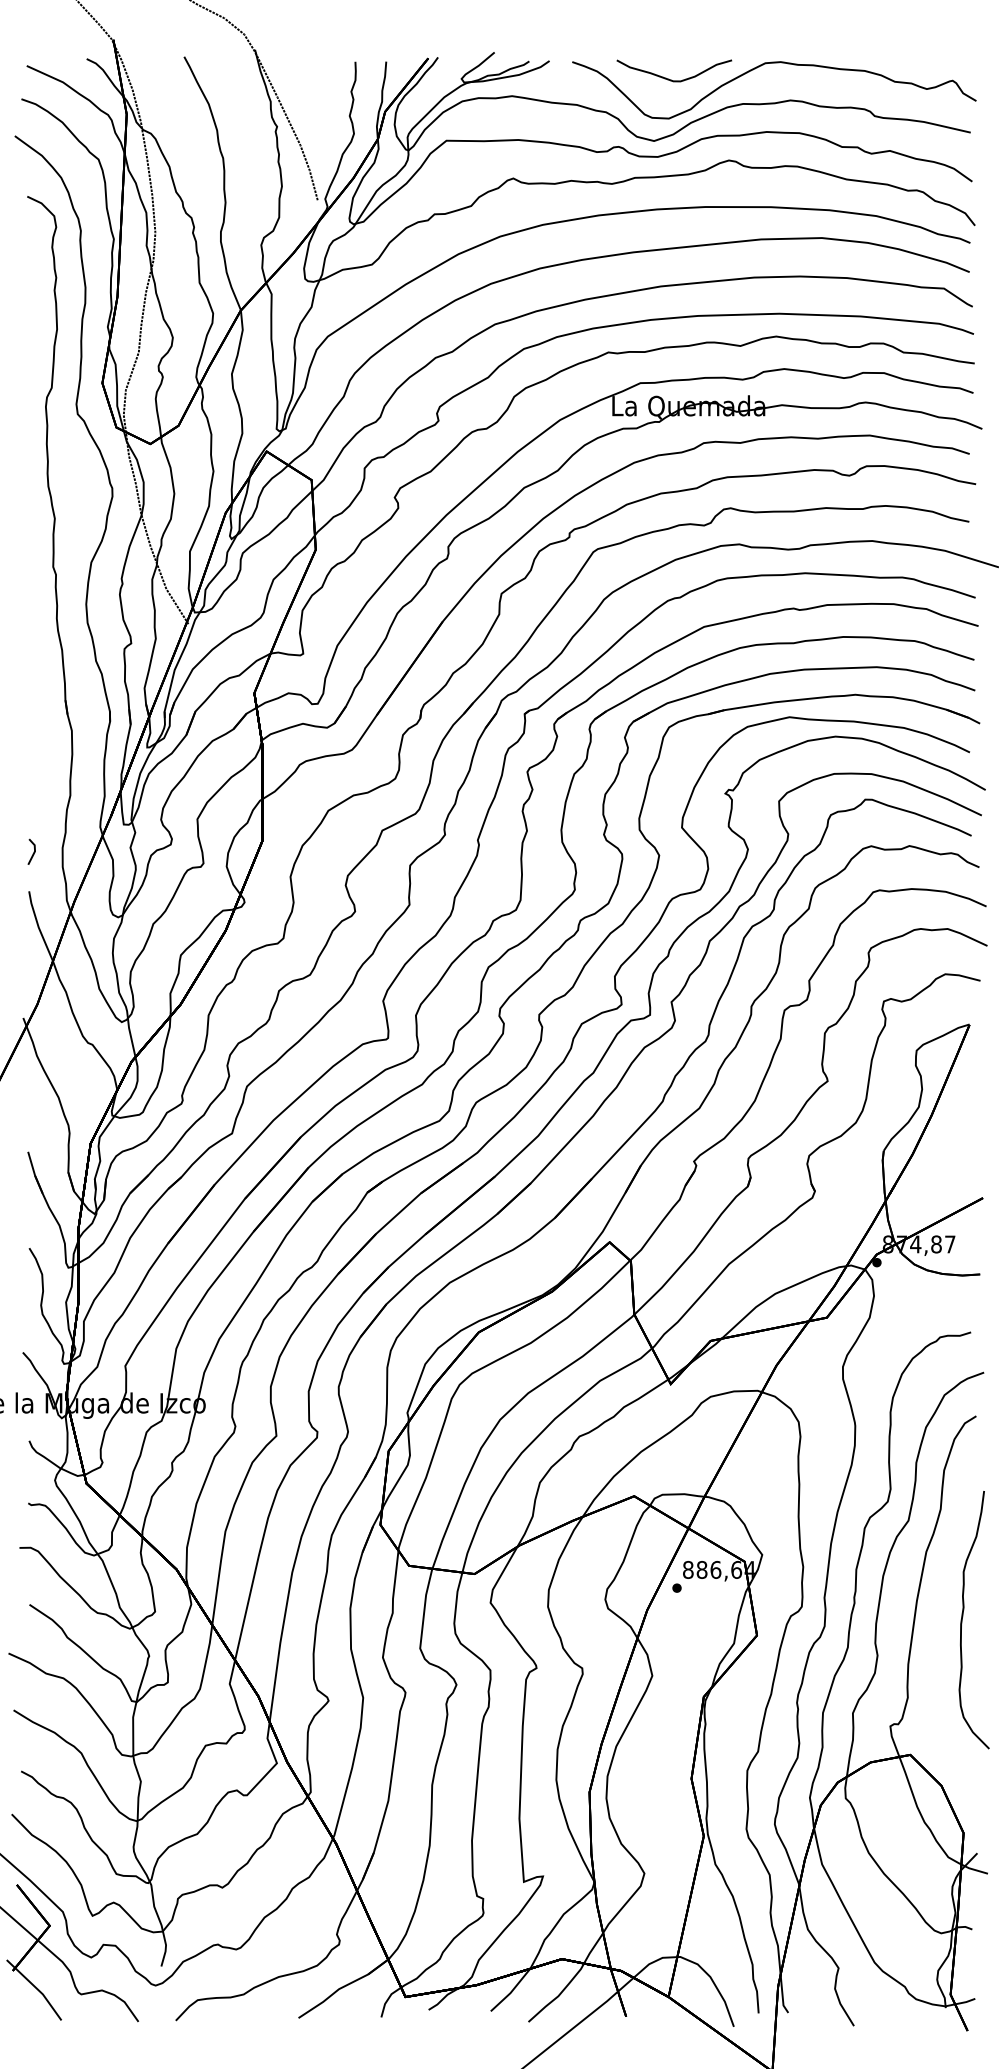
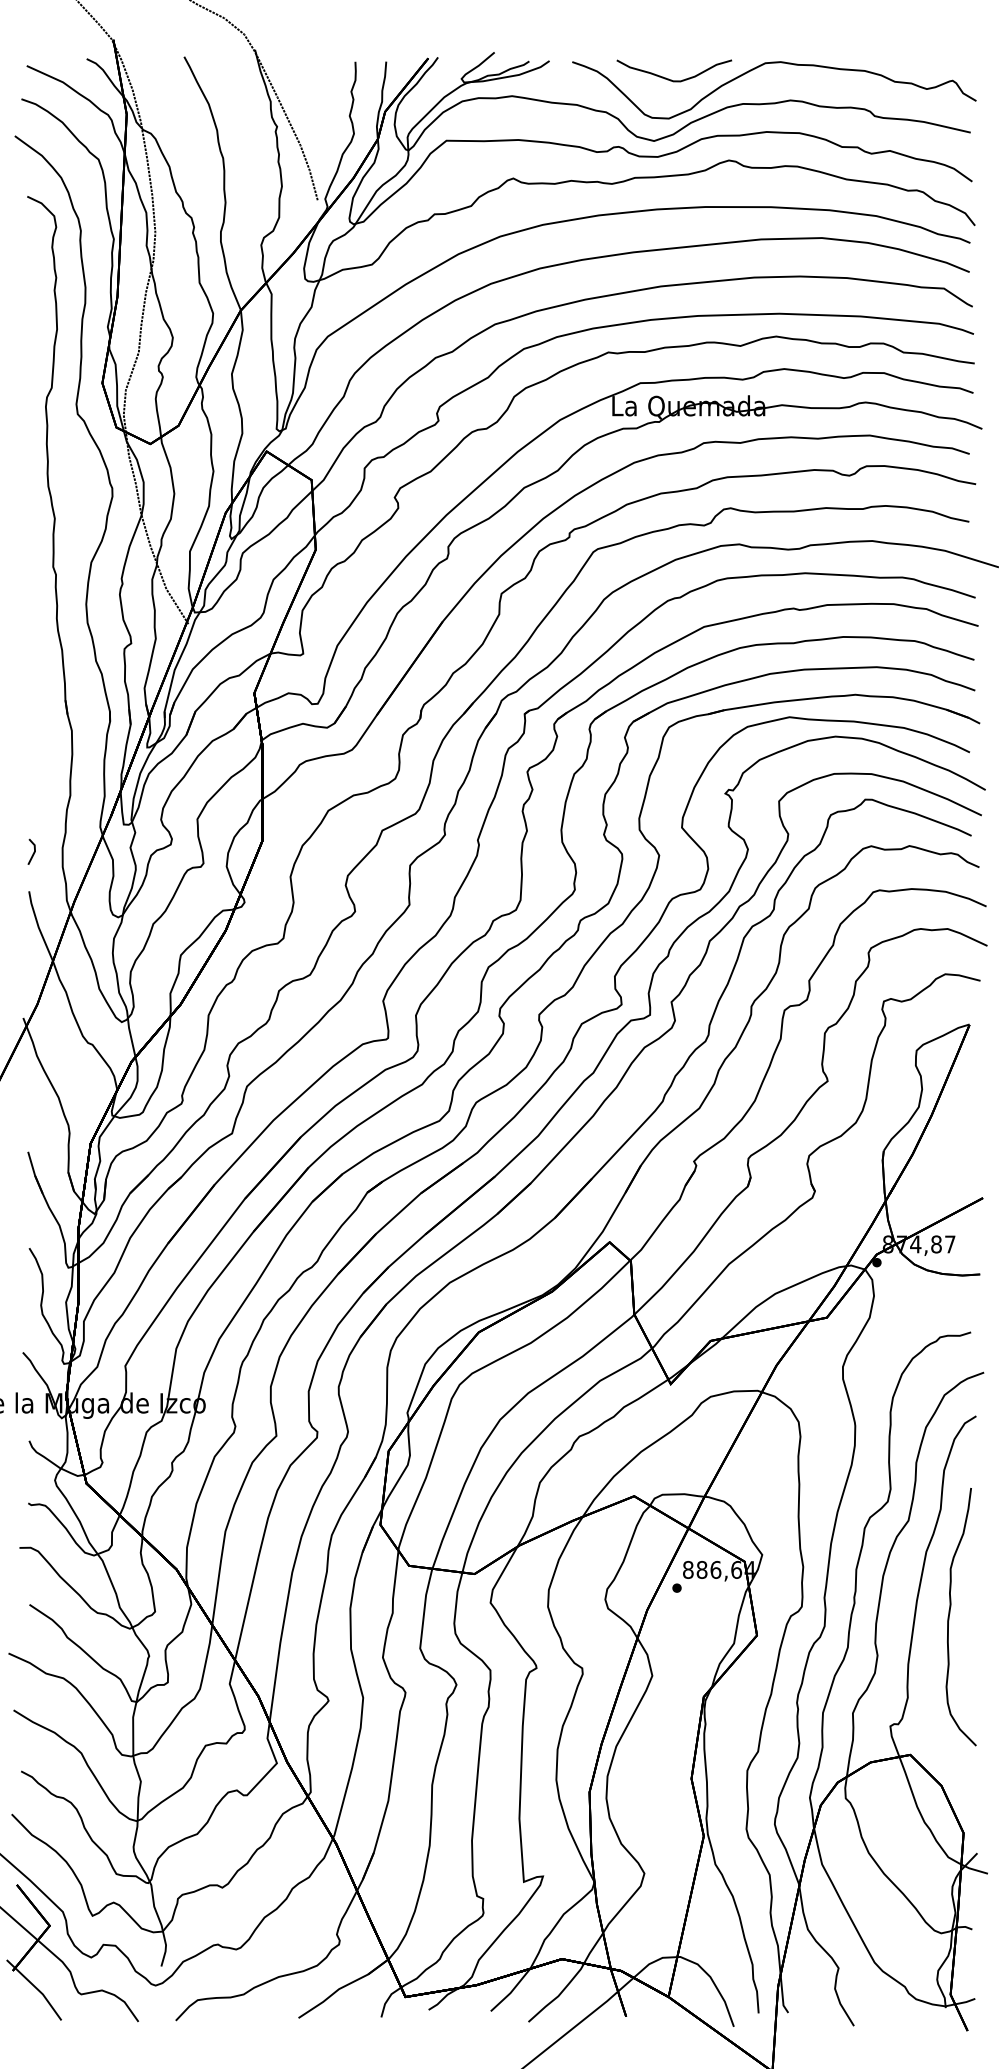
curve position: (963, 1616) -> (950, 1613) (950, 1613)
